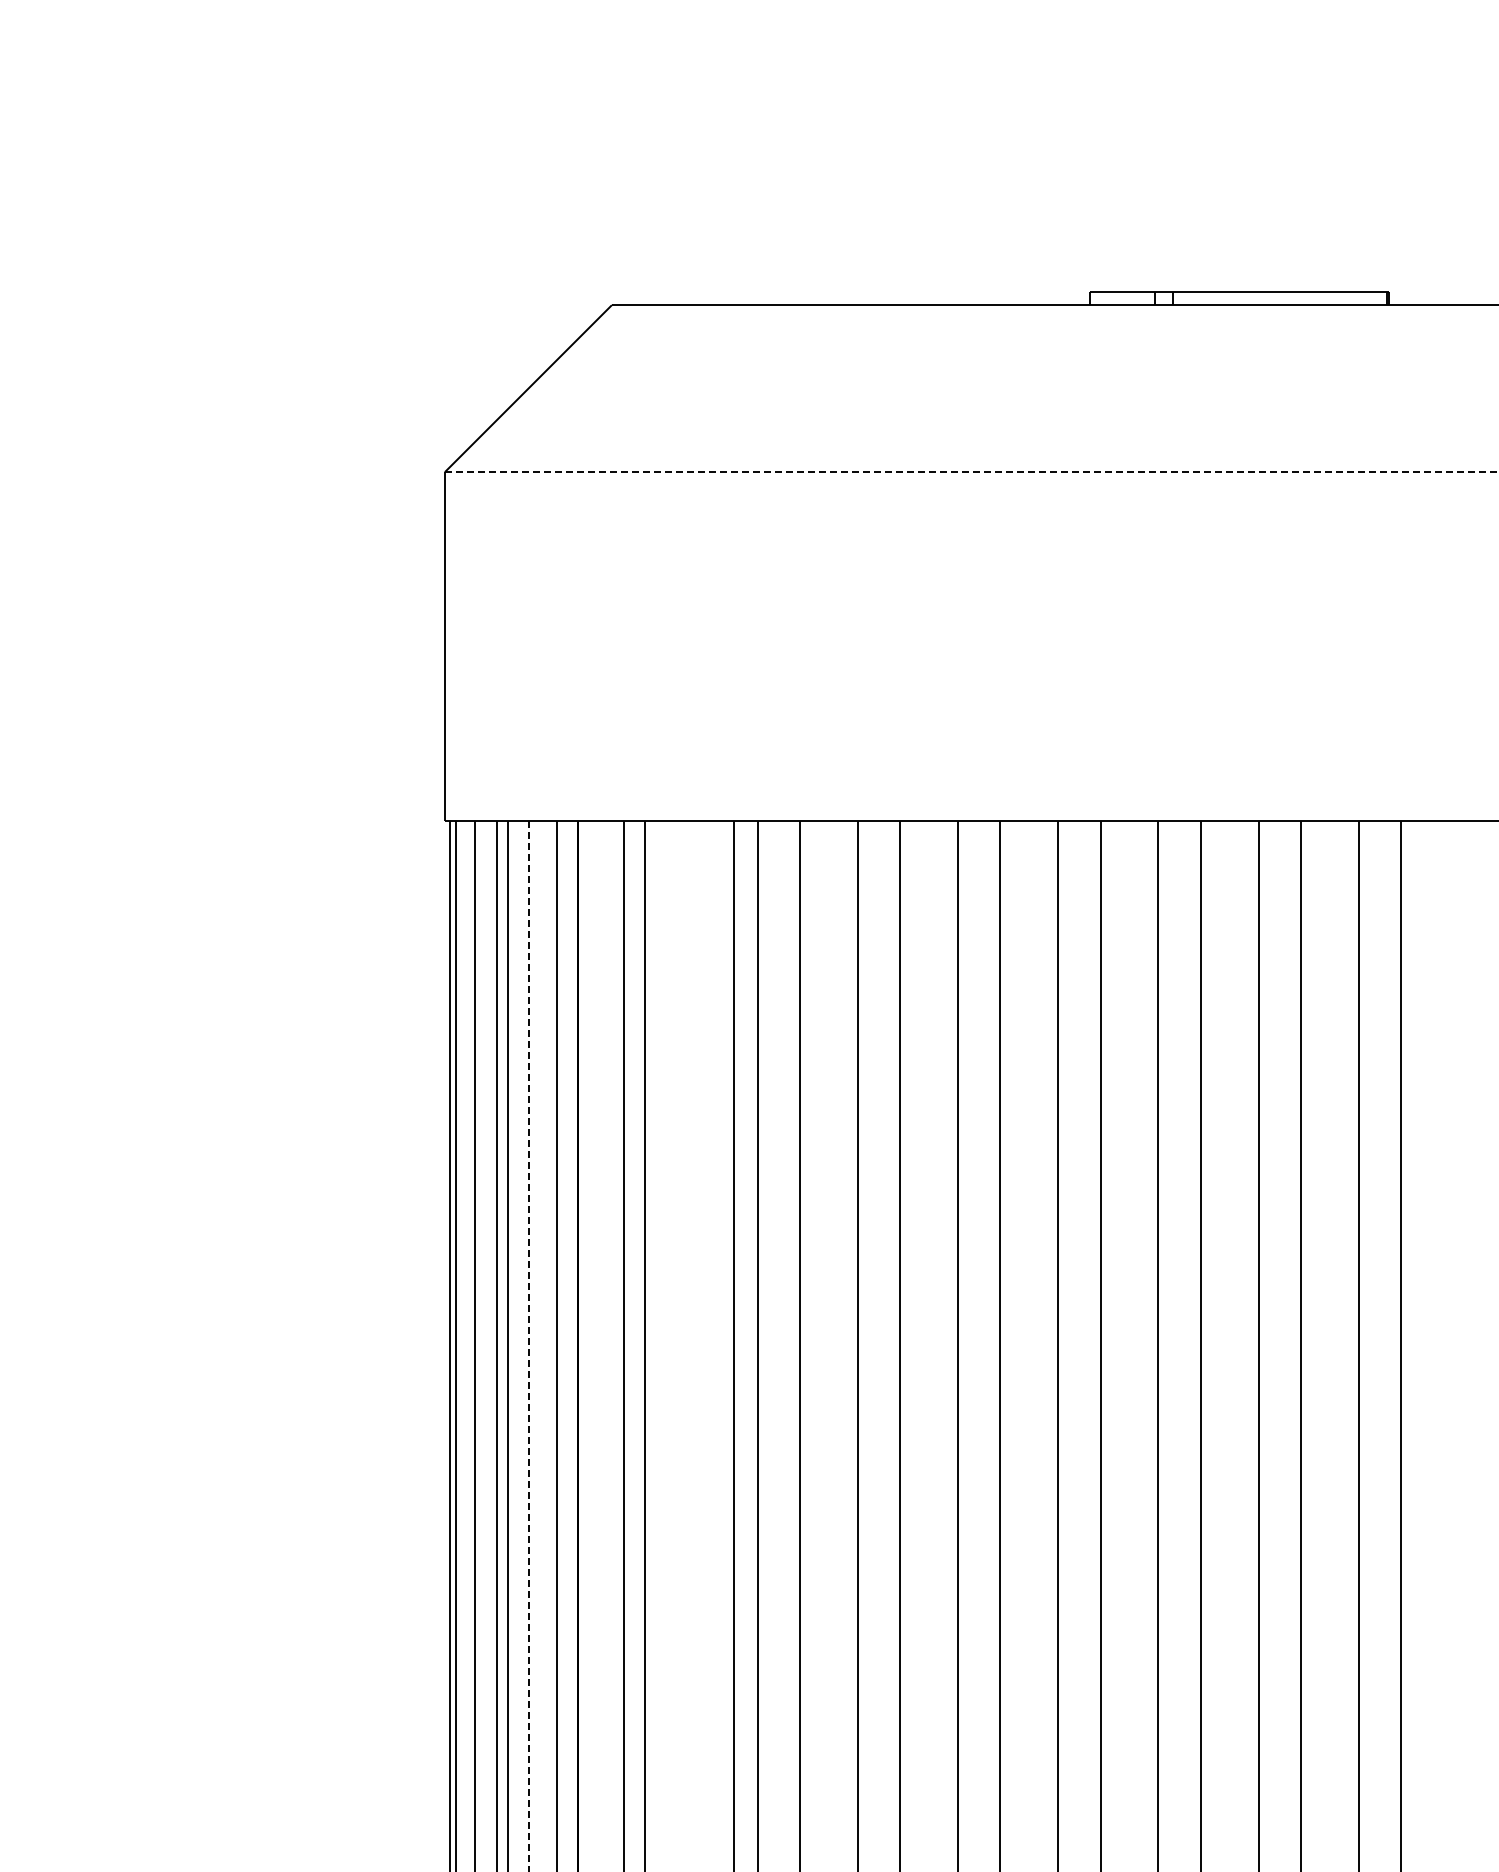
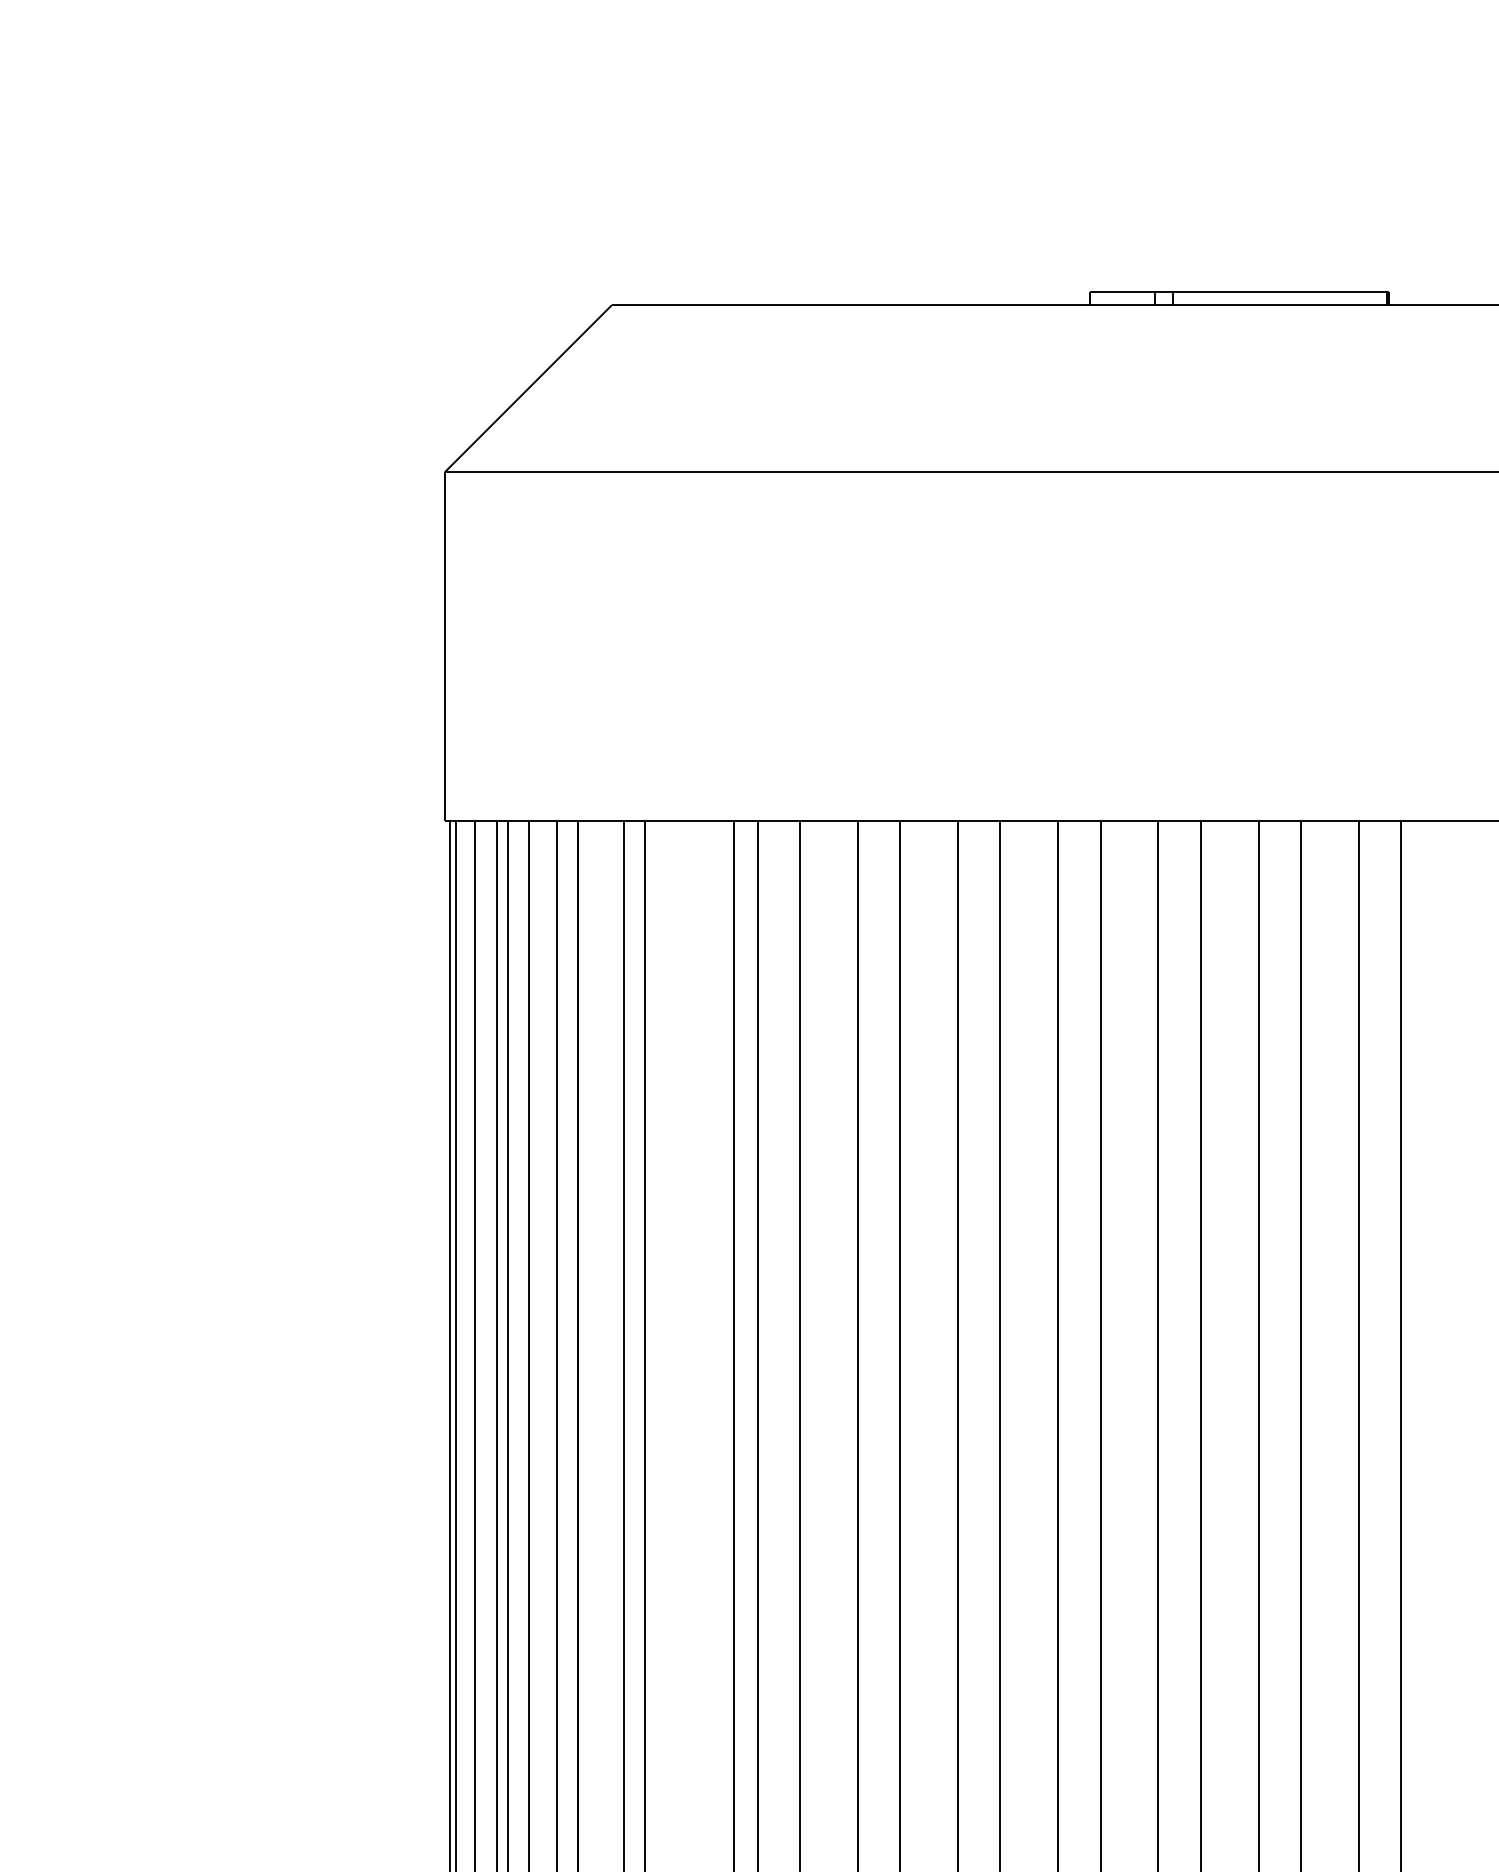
line: dashed -> solid (971, 472)
line: dashed -> solid (529, 1346)
